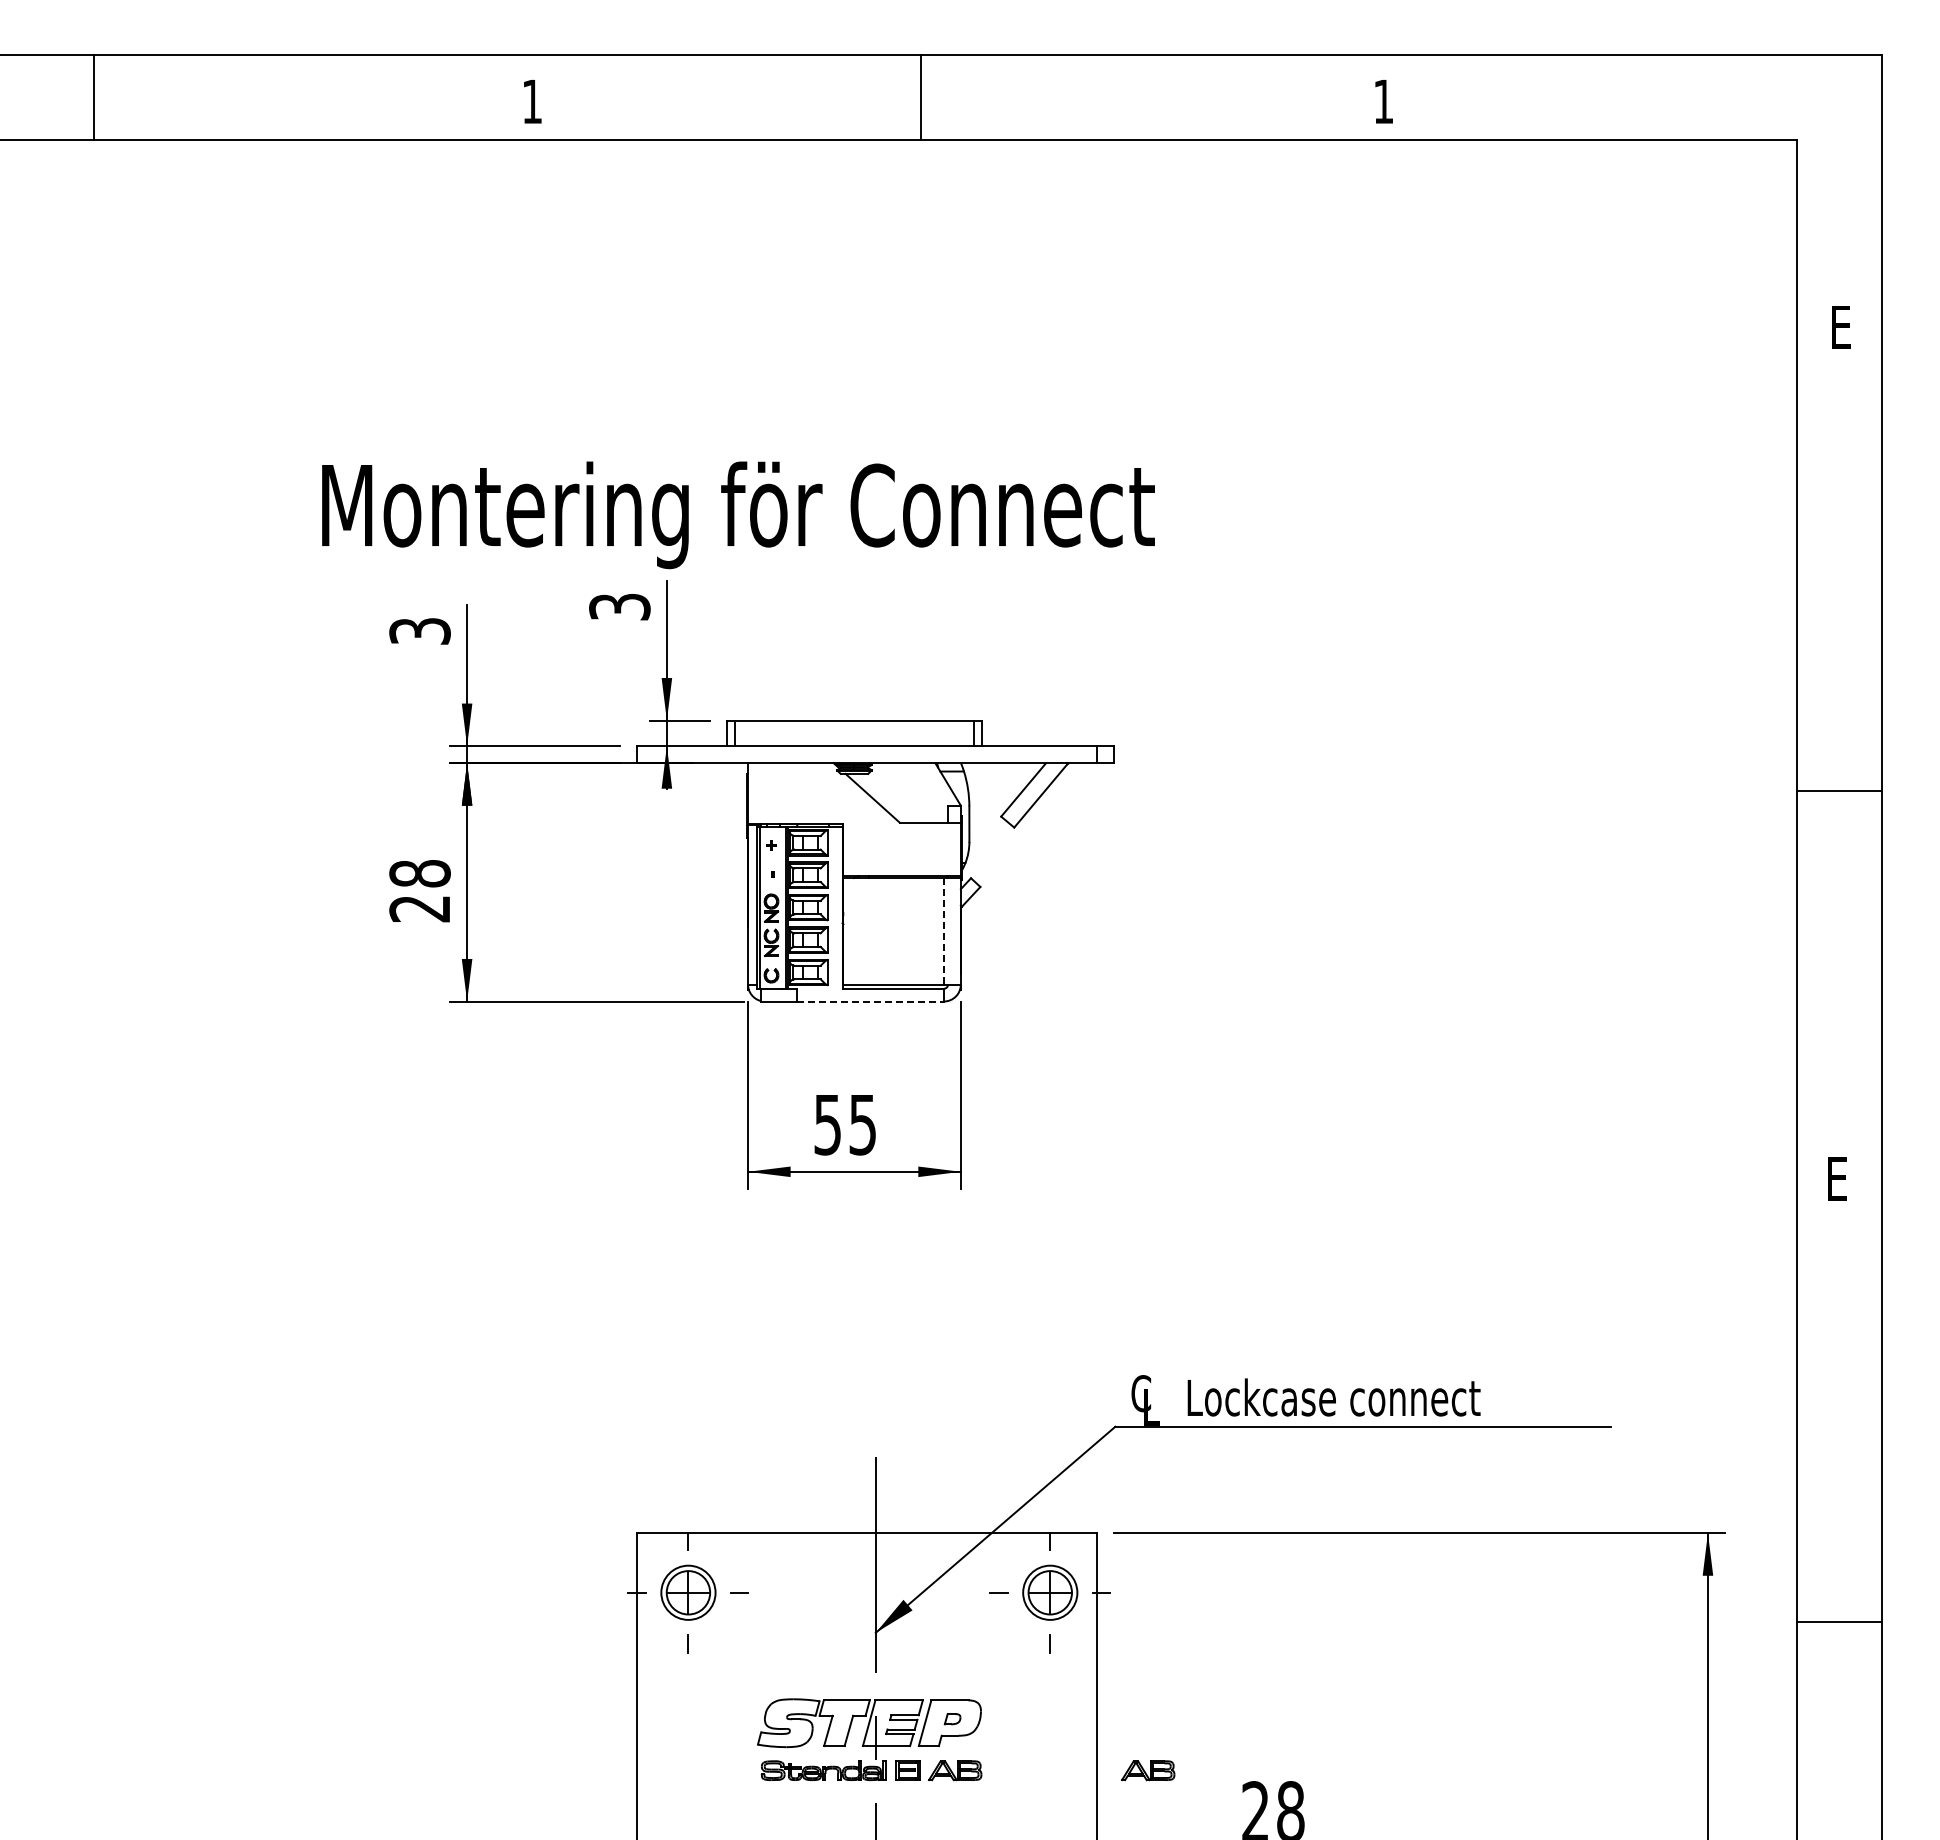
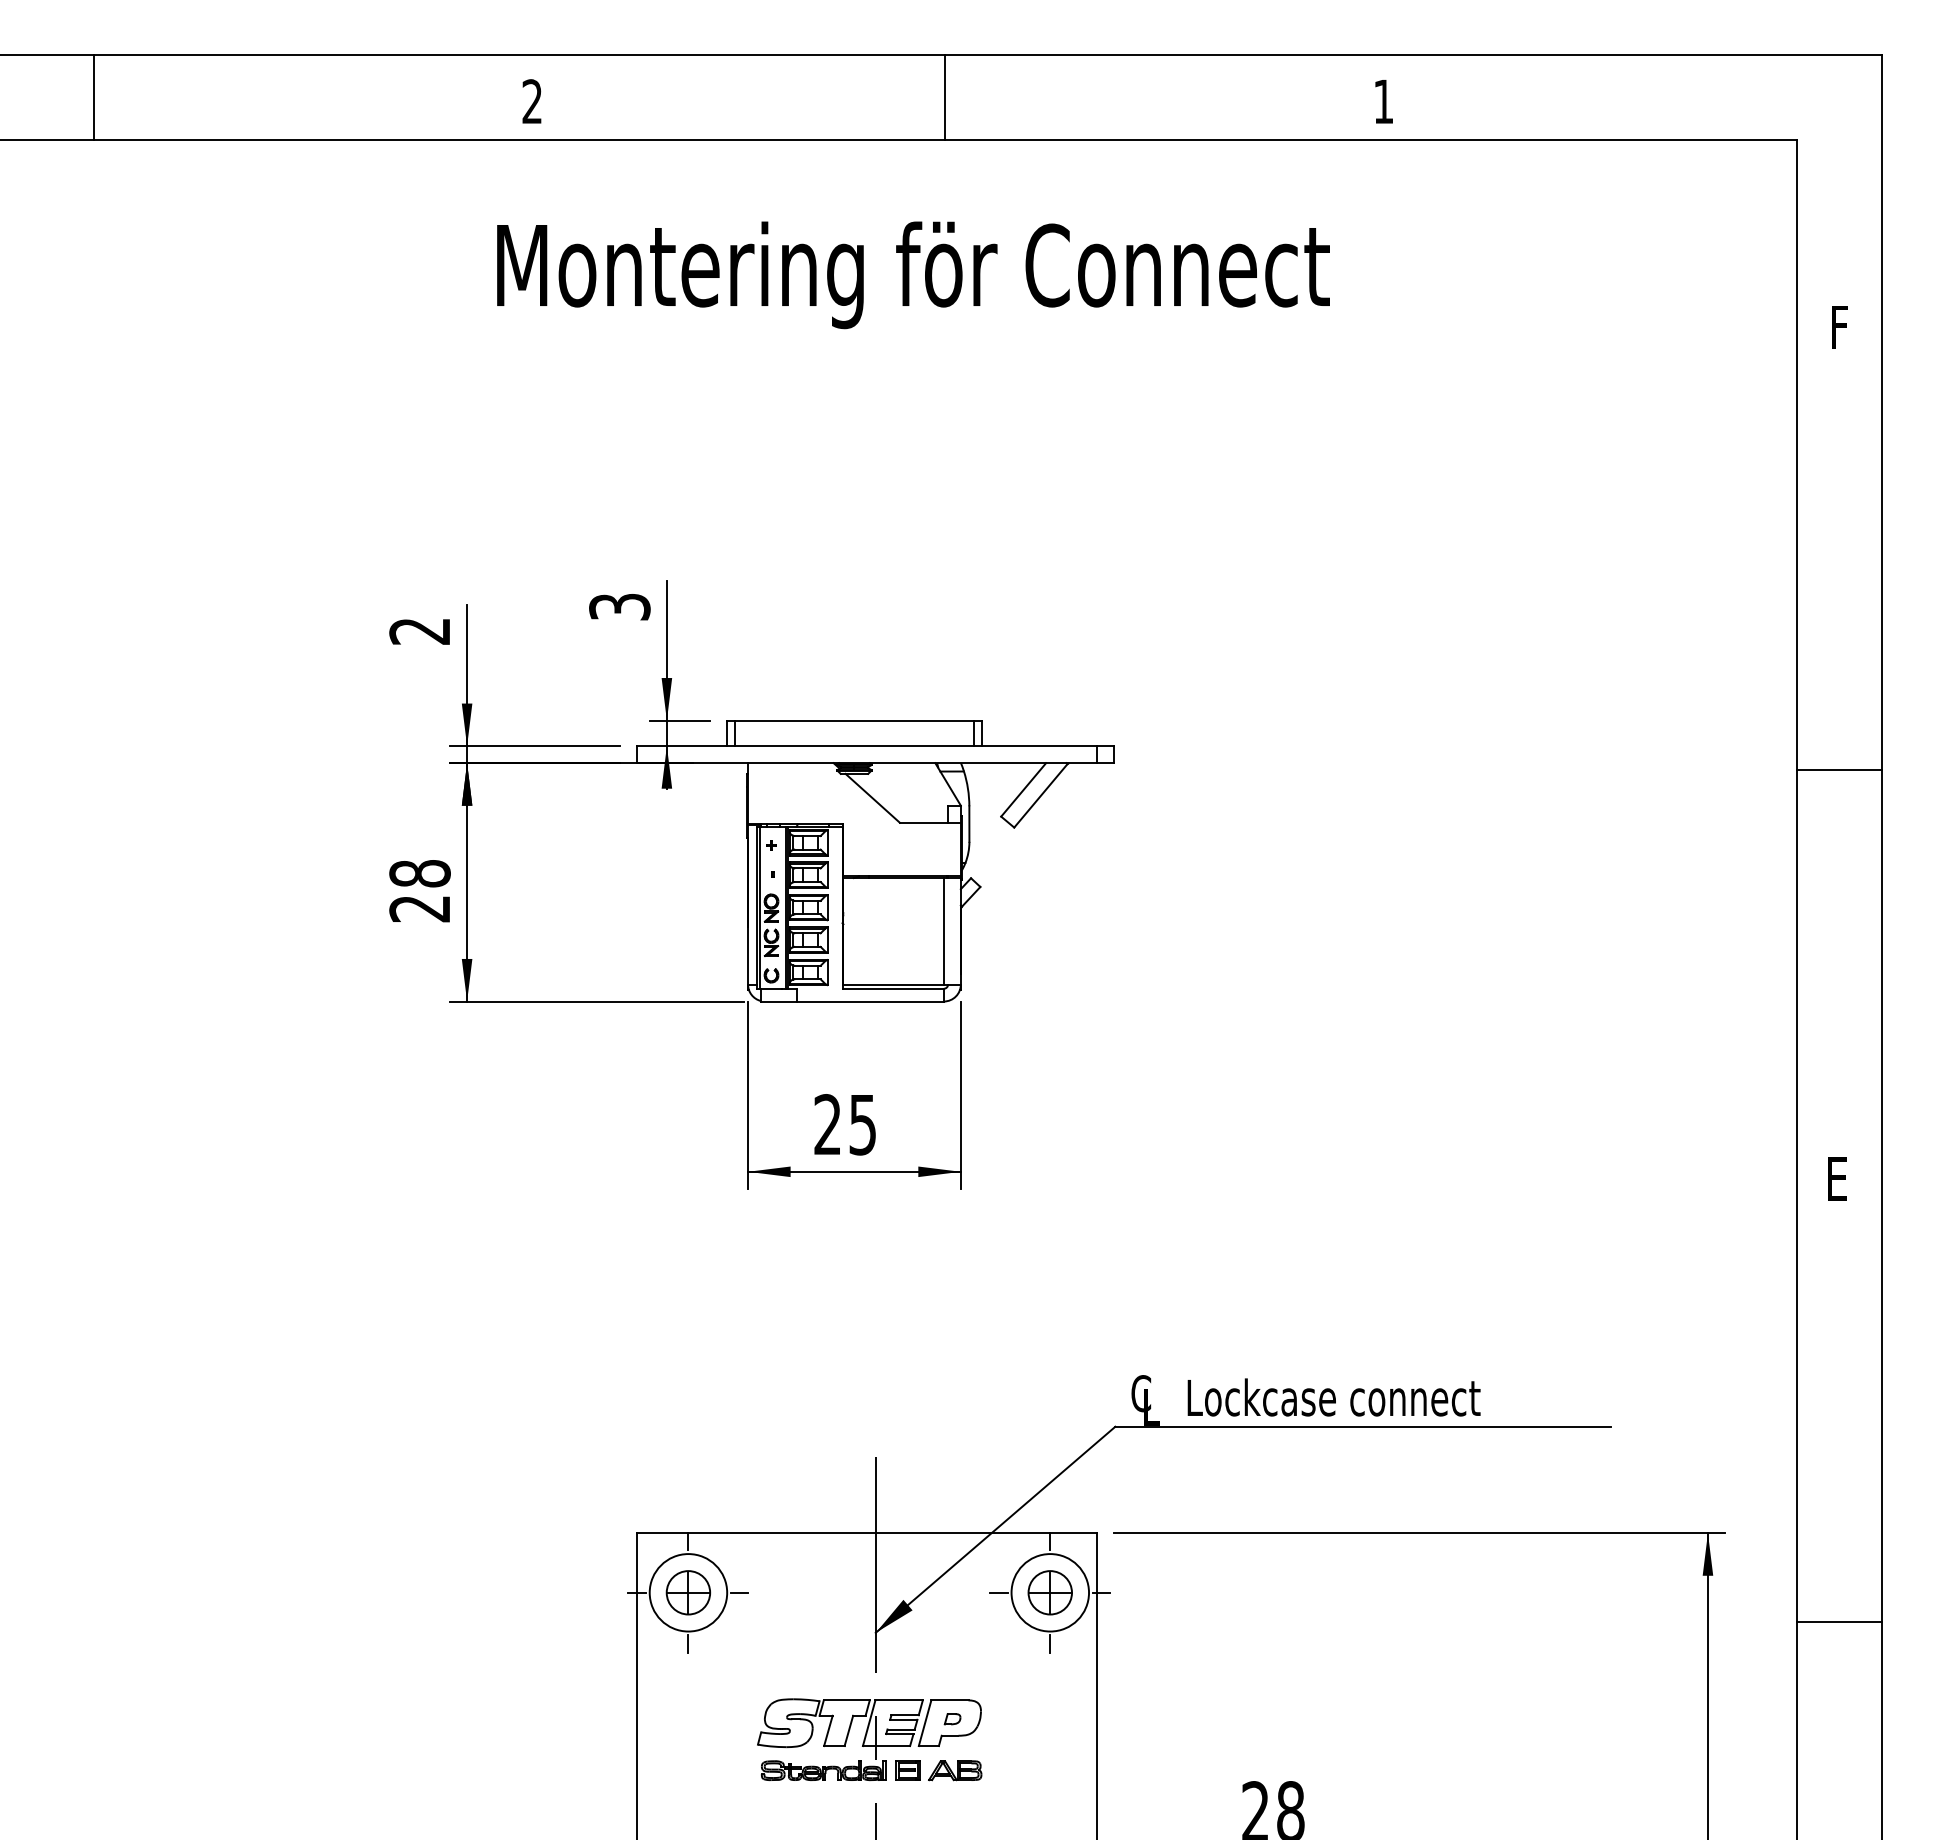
line position: (921, 97) -> (945, 97) (945, 97)
text: 1 -> 2 (531, 101)
text: E -> F (1843, 327)
text position: (738, 515) -> (913, 275) (913, 275)
text: 3 -> 2 (419, 631)
line position: (1838, 791) -> (1838, 770) (1838, 770)
line: dashed -> solid (943, 931)
line: dashed -> solid (871, 1001)
text: 55 -> 25 (827, 1124)
circle diameter: 54 px -> 77 px (688, 1592)
circle diameter: 54 px -> 77 px (1050, 1592)
part: present -> none (1148, 1770)
